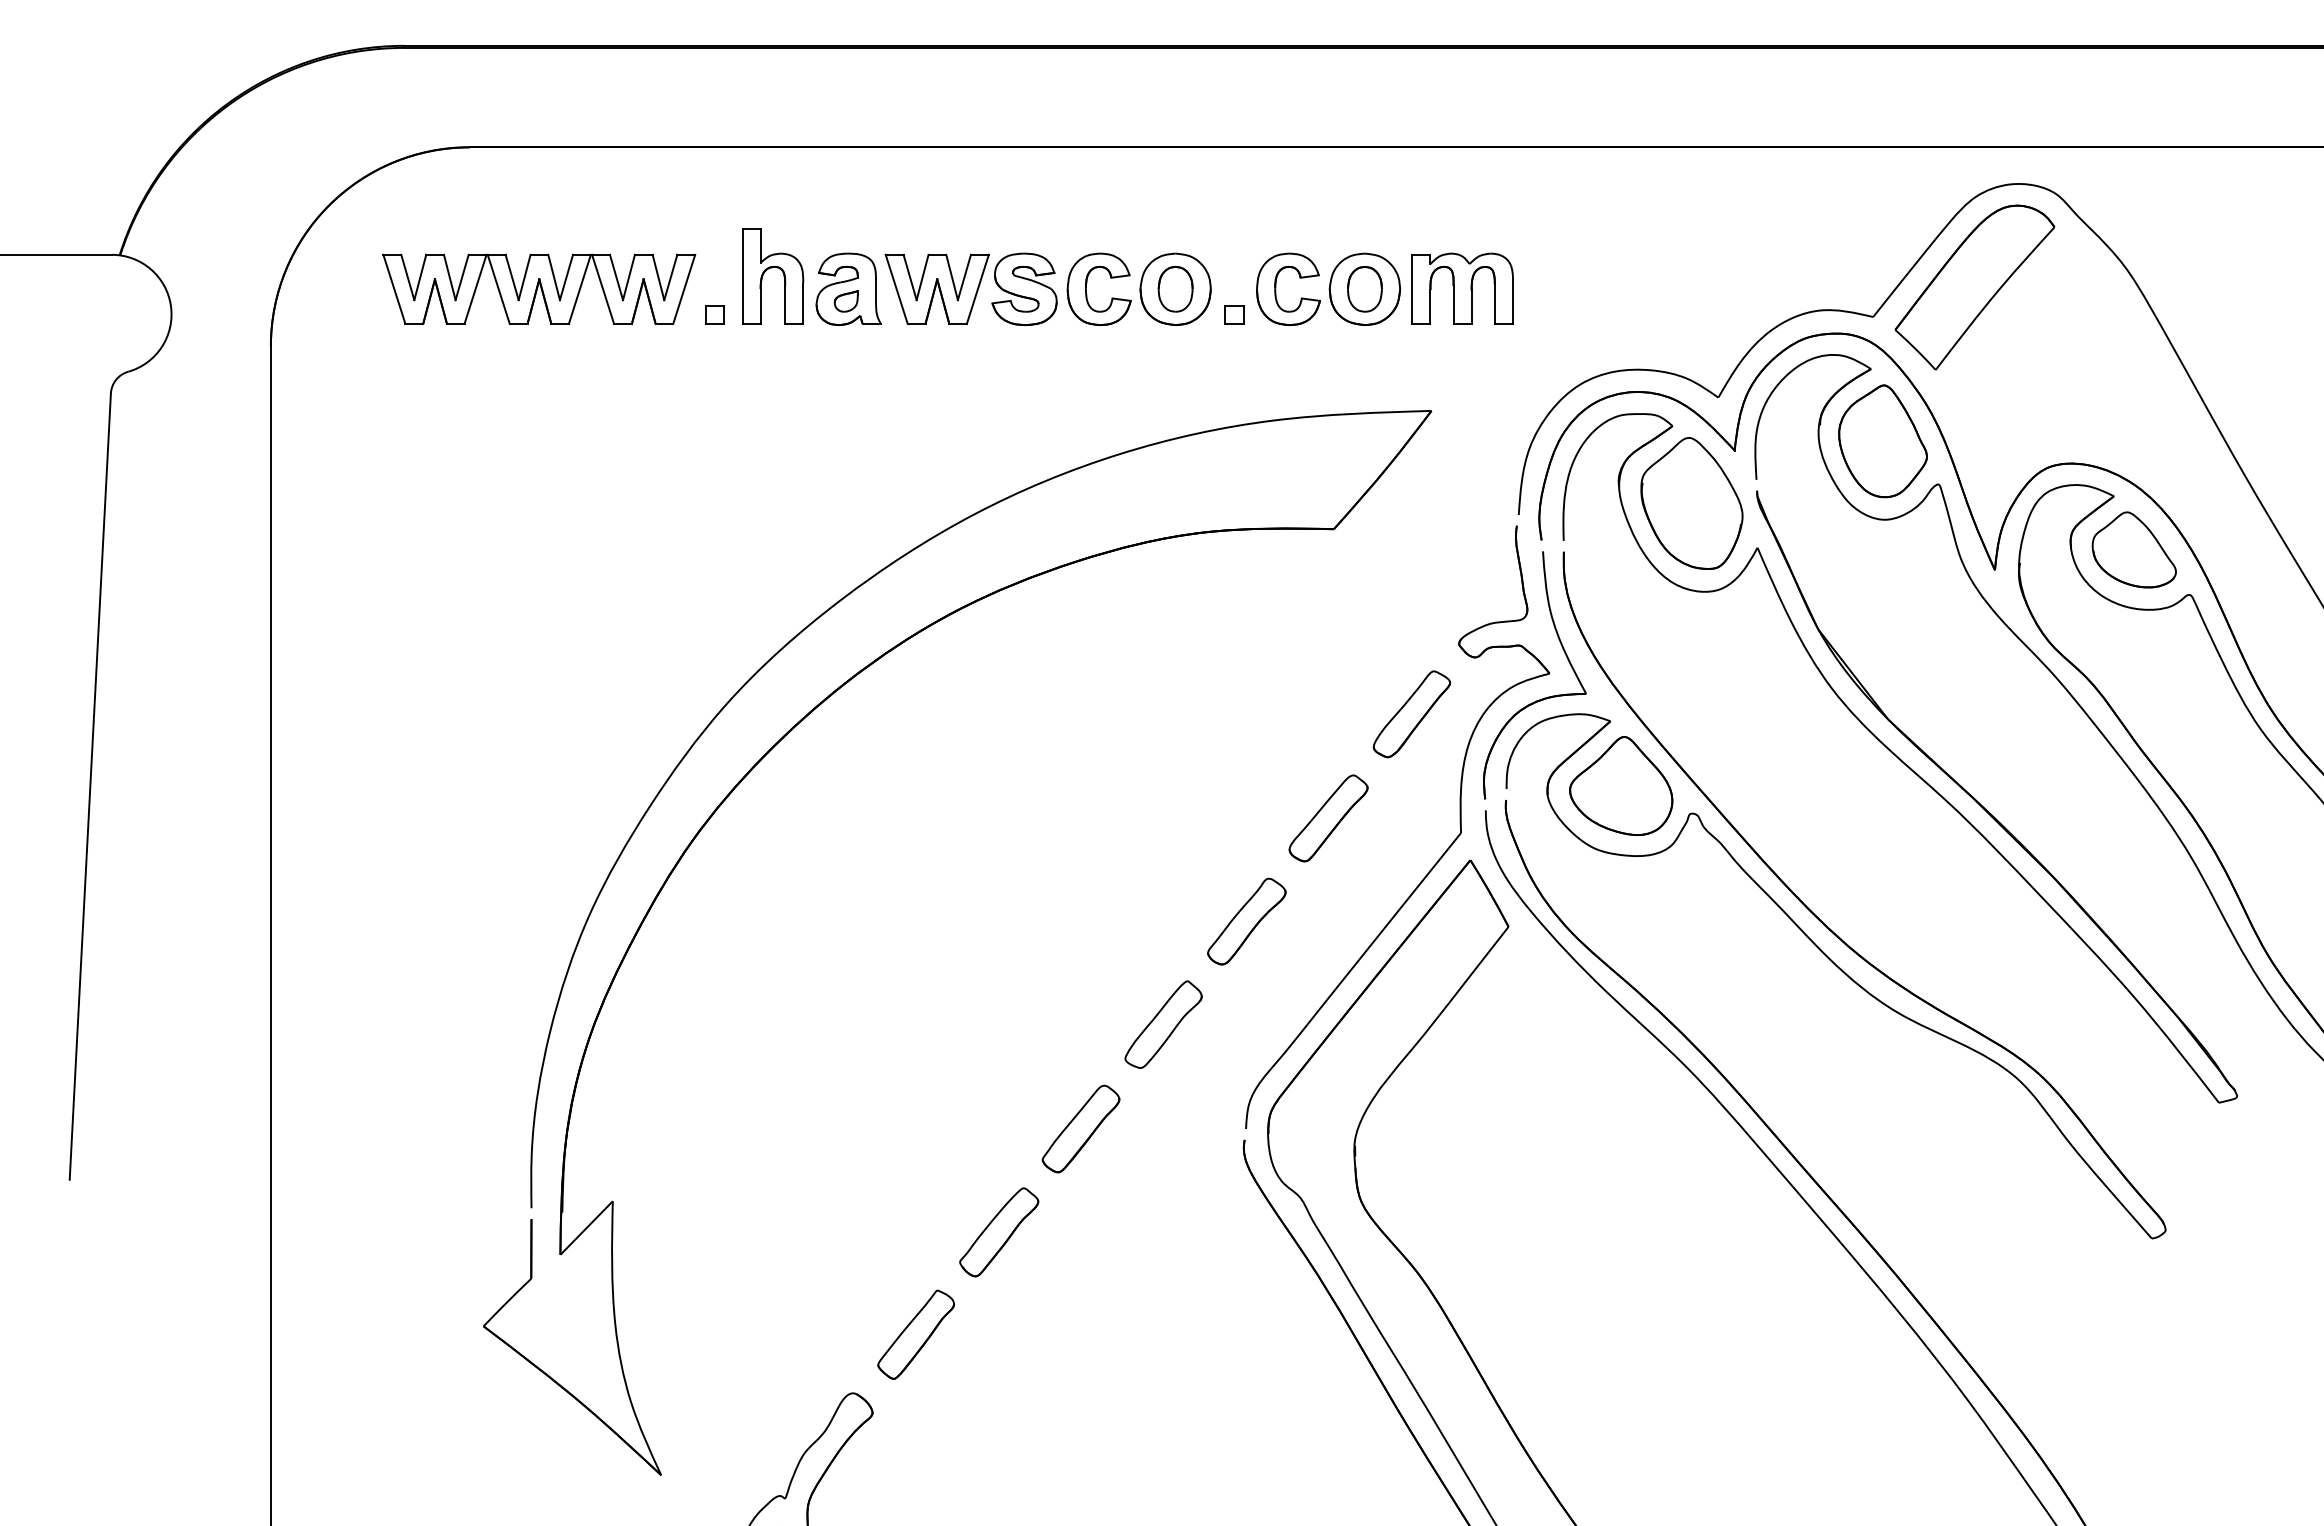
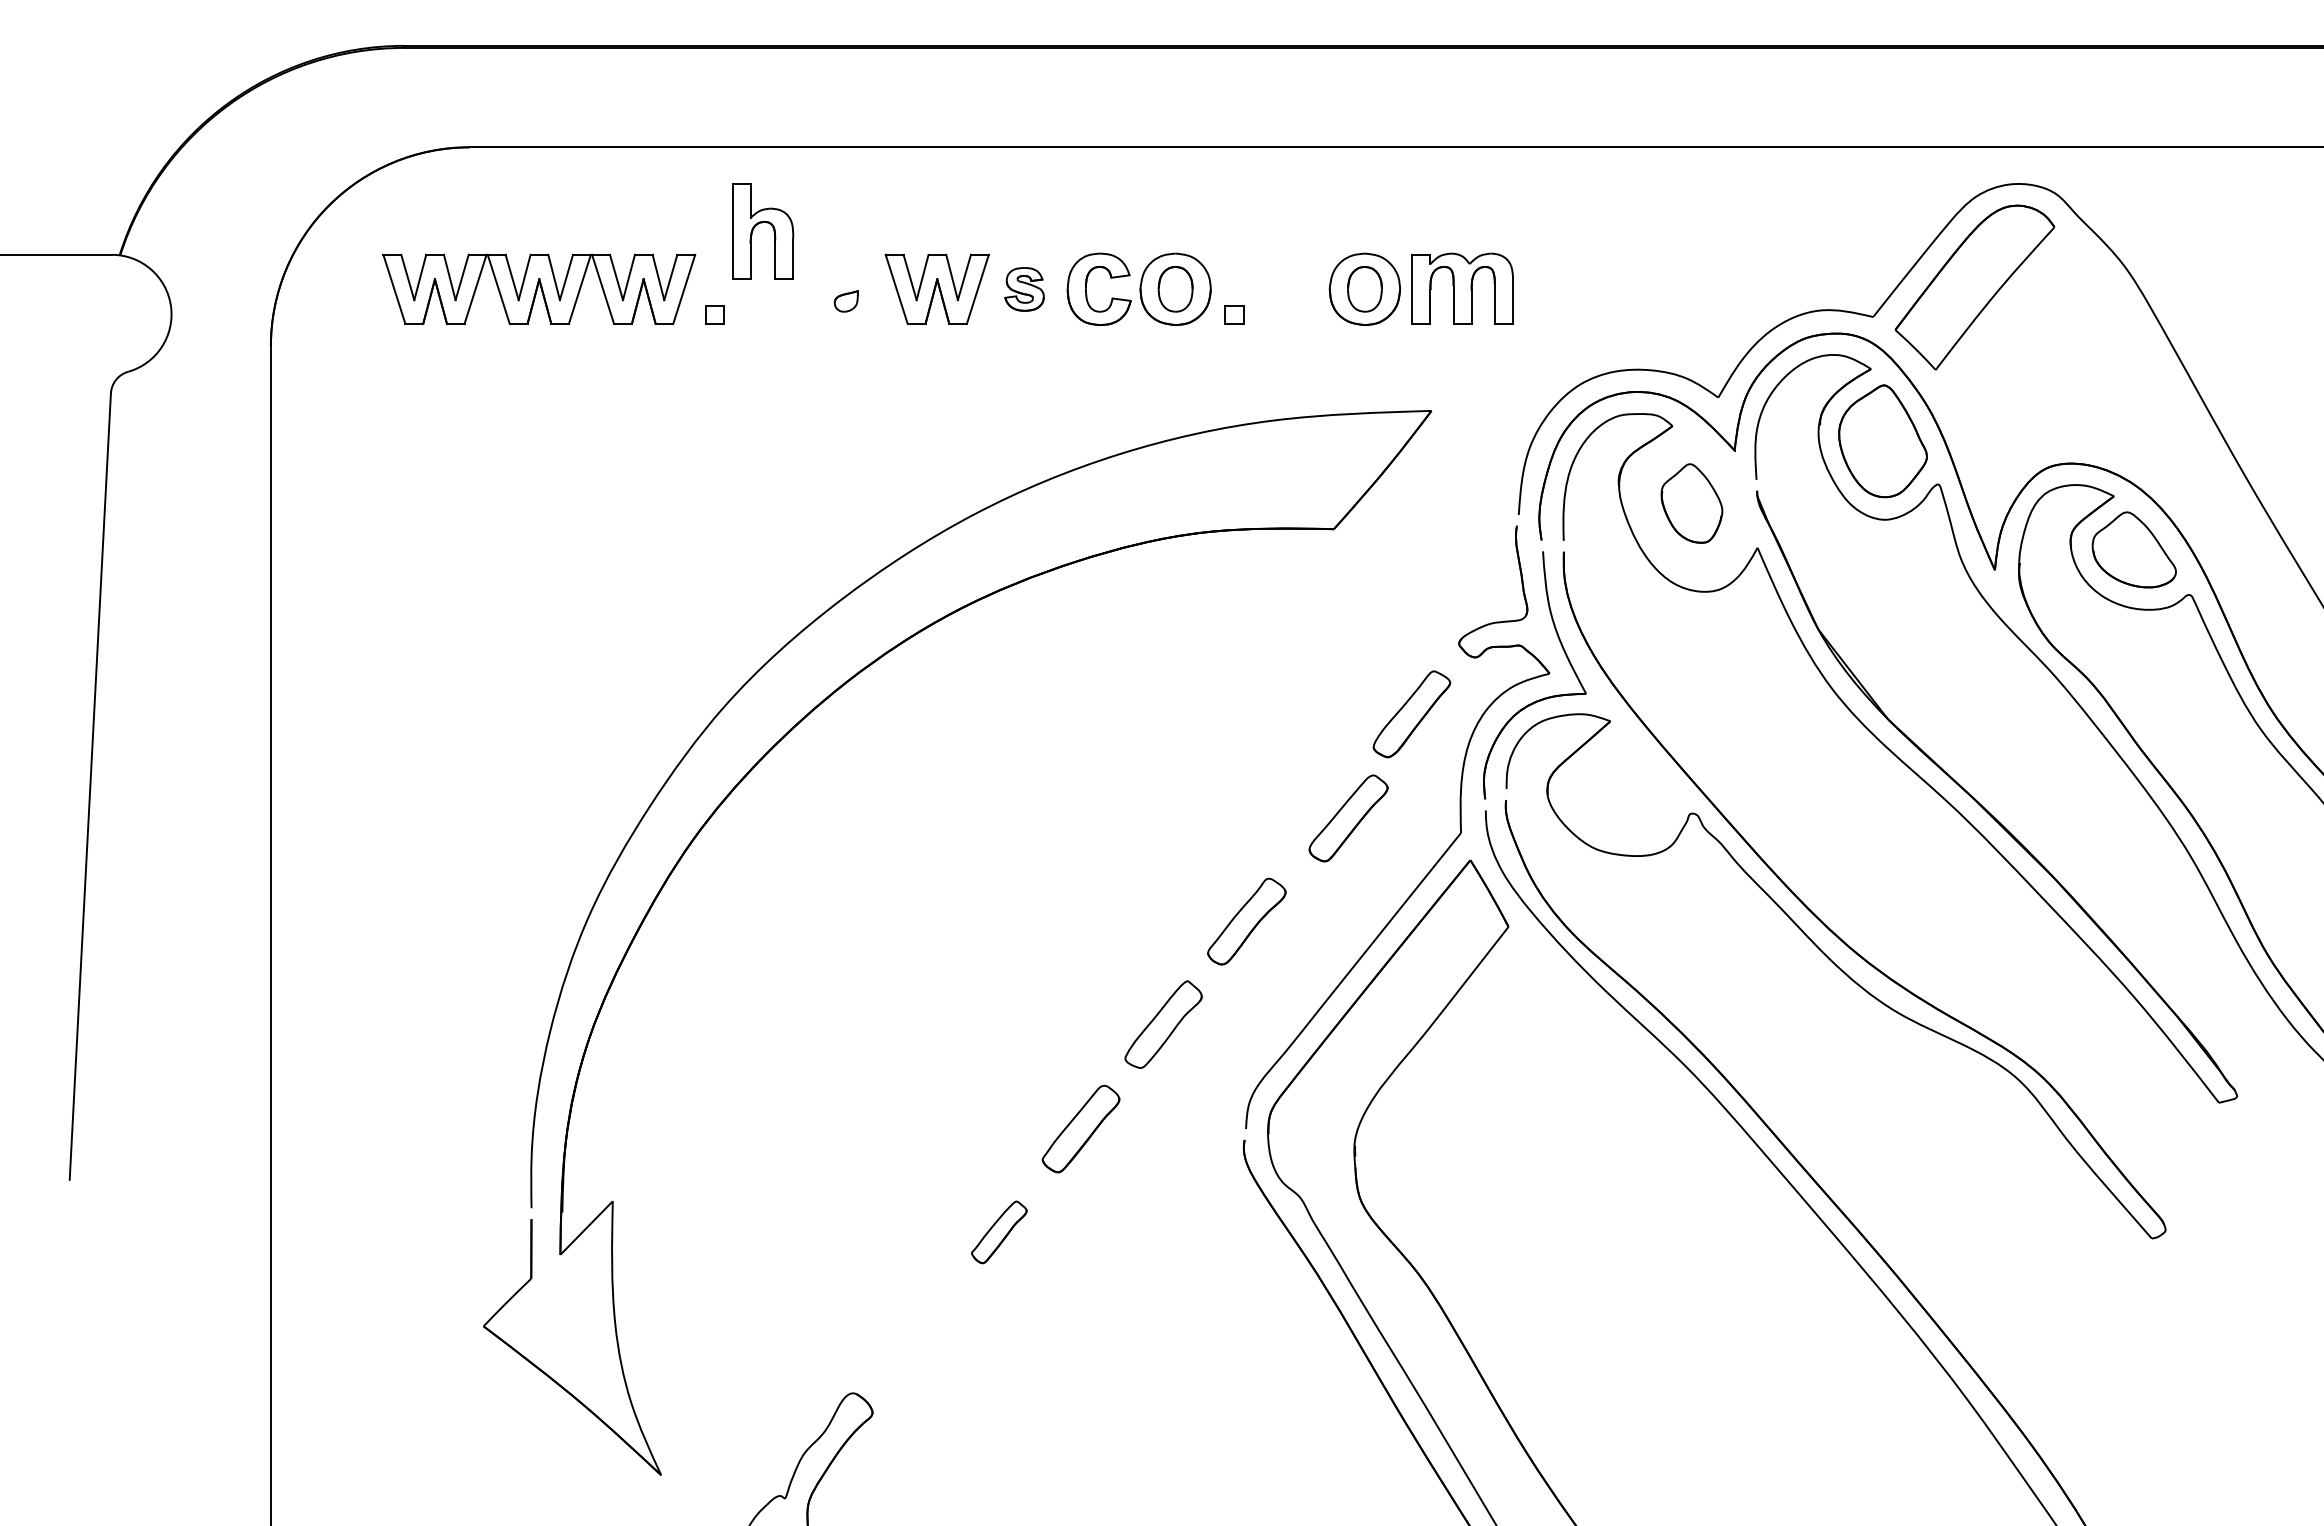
part position: (772, 268) -> (762, 223) (762, 223)
part: present -> none (848, 288)
part size: 67x75 px -> 41x45 px (1024, 289)
part: present -> none (1276, 289)
part size: 104x133 px -> 64x81 px (1691, 503)
part: present -> none (1621, 786)
part position: (1328, 818) -> (1348, 818) (1348, 818)
part size: 81x91 px -> 57x65 px (999, 1232)
part: present -> none (915, 1334)
